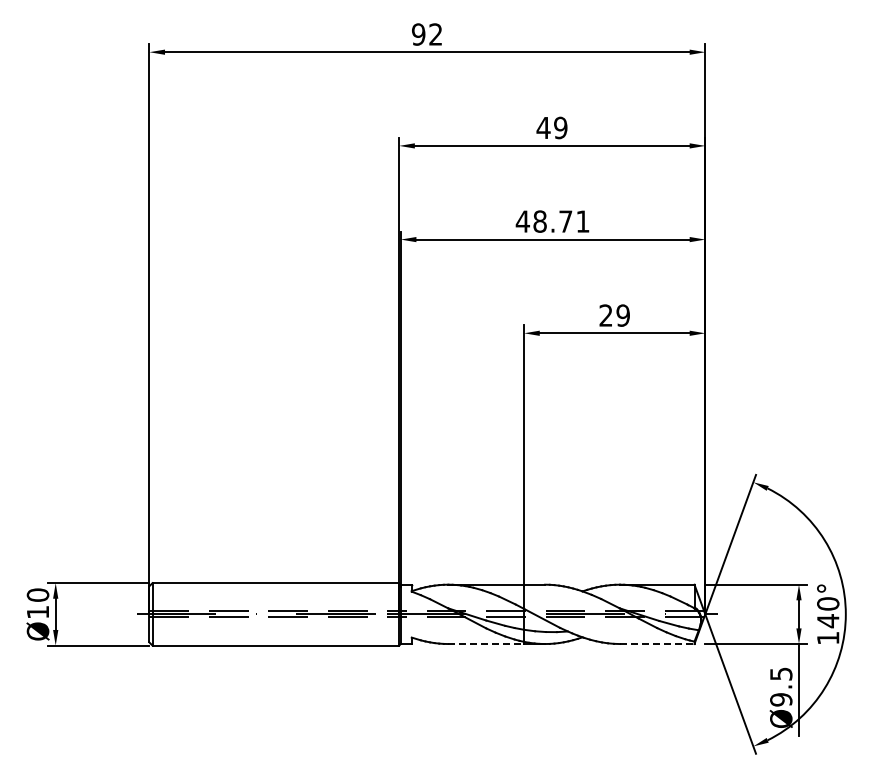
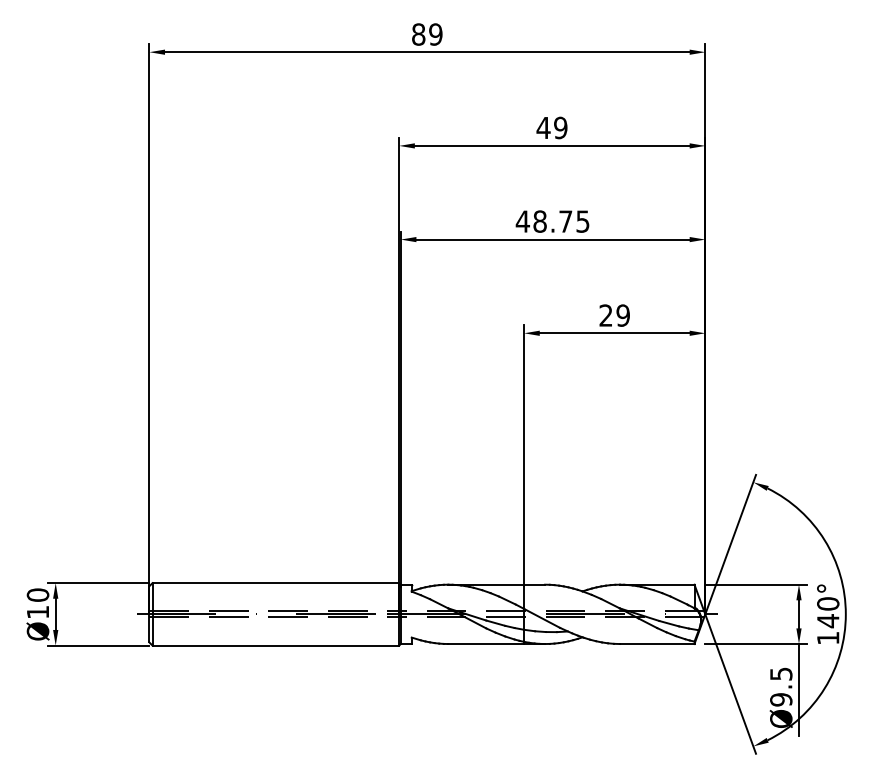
text: 92 -> 89 (427, 34)
text: 48.71 -> 48.75 (582, 221)
line: dashed -> solid (486, 644)
line: dashed -> solid (657, 644)
